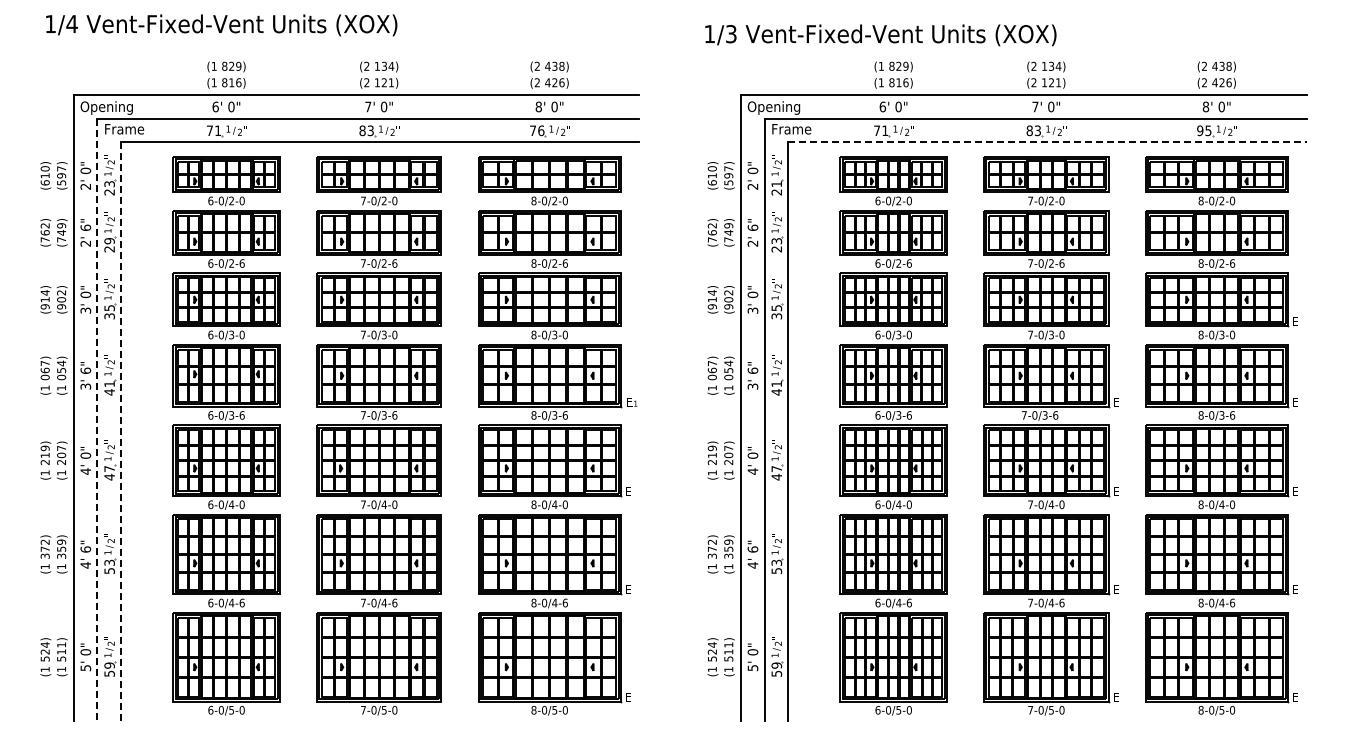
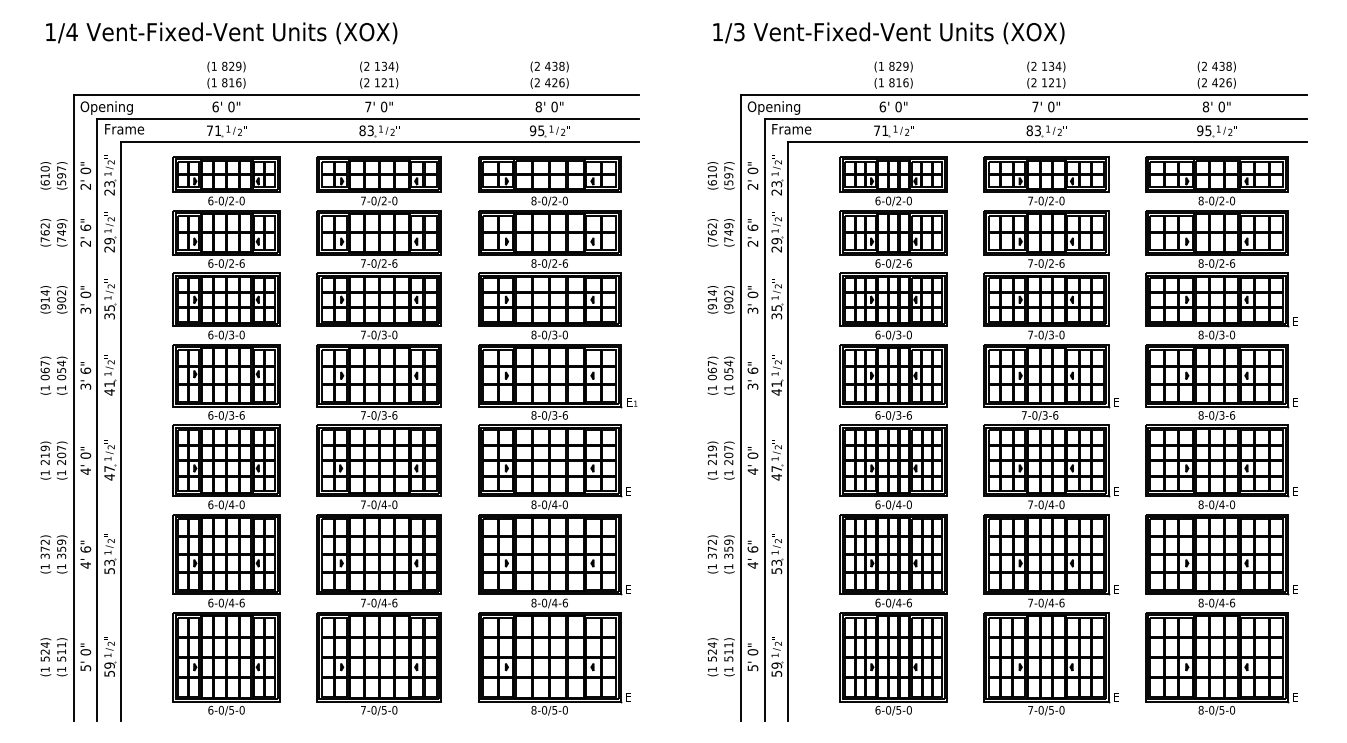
text position: (221, 25) -> (221, 33) (221, 33)
text position: (880, 35) -> (888, 33) (888, 33)
text: 76 -> 95 (536, 130)
line: dashed -> solid (1047, 142)
text: 21 -> 23 (776, 184)
text: 23 -> 29 (776, 241)
line: dashed -> solid (97, 420)
line: dashed -> solid (121, 431)
